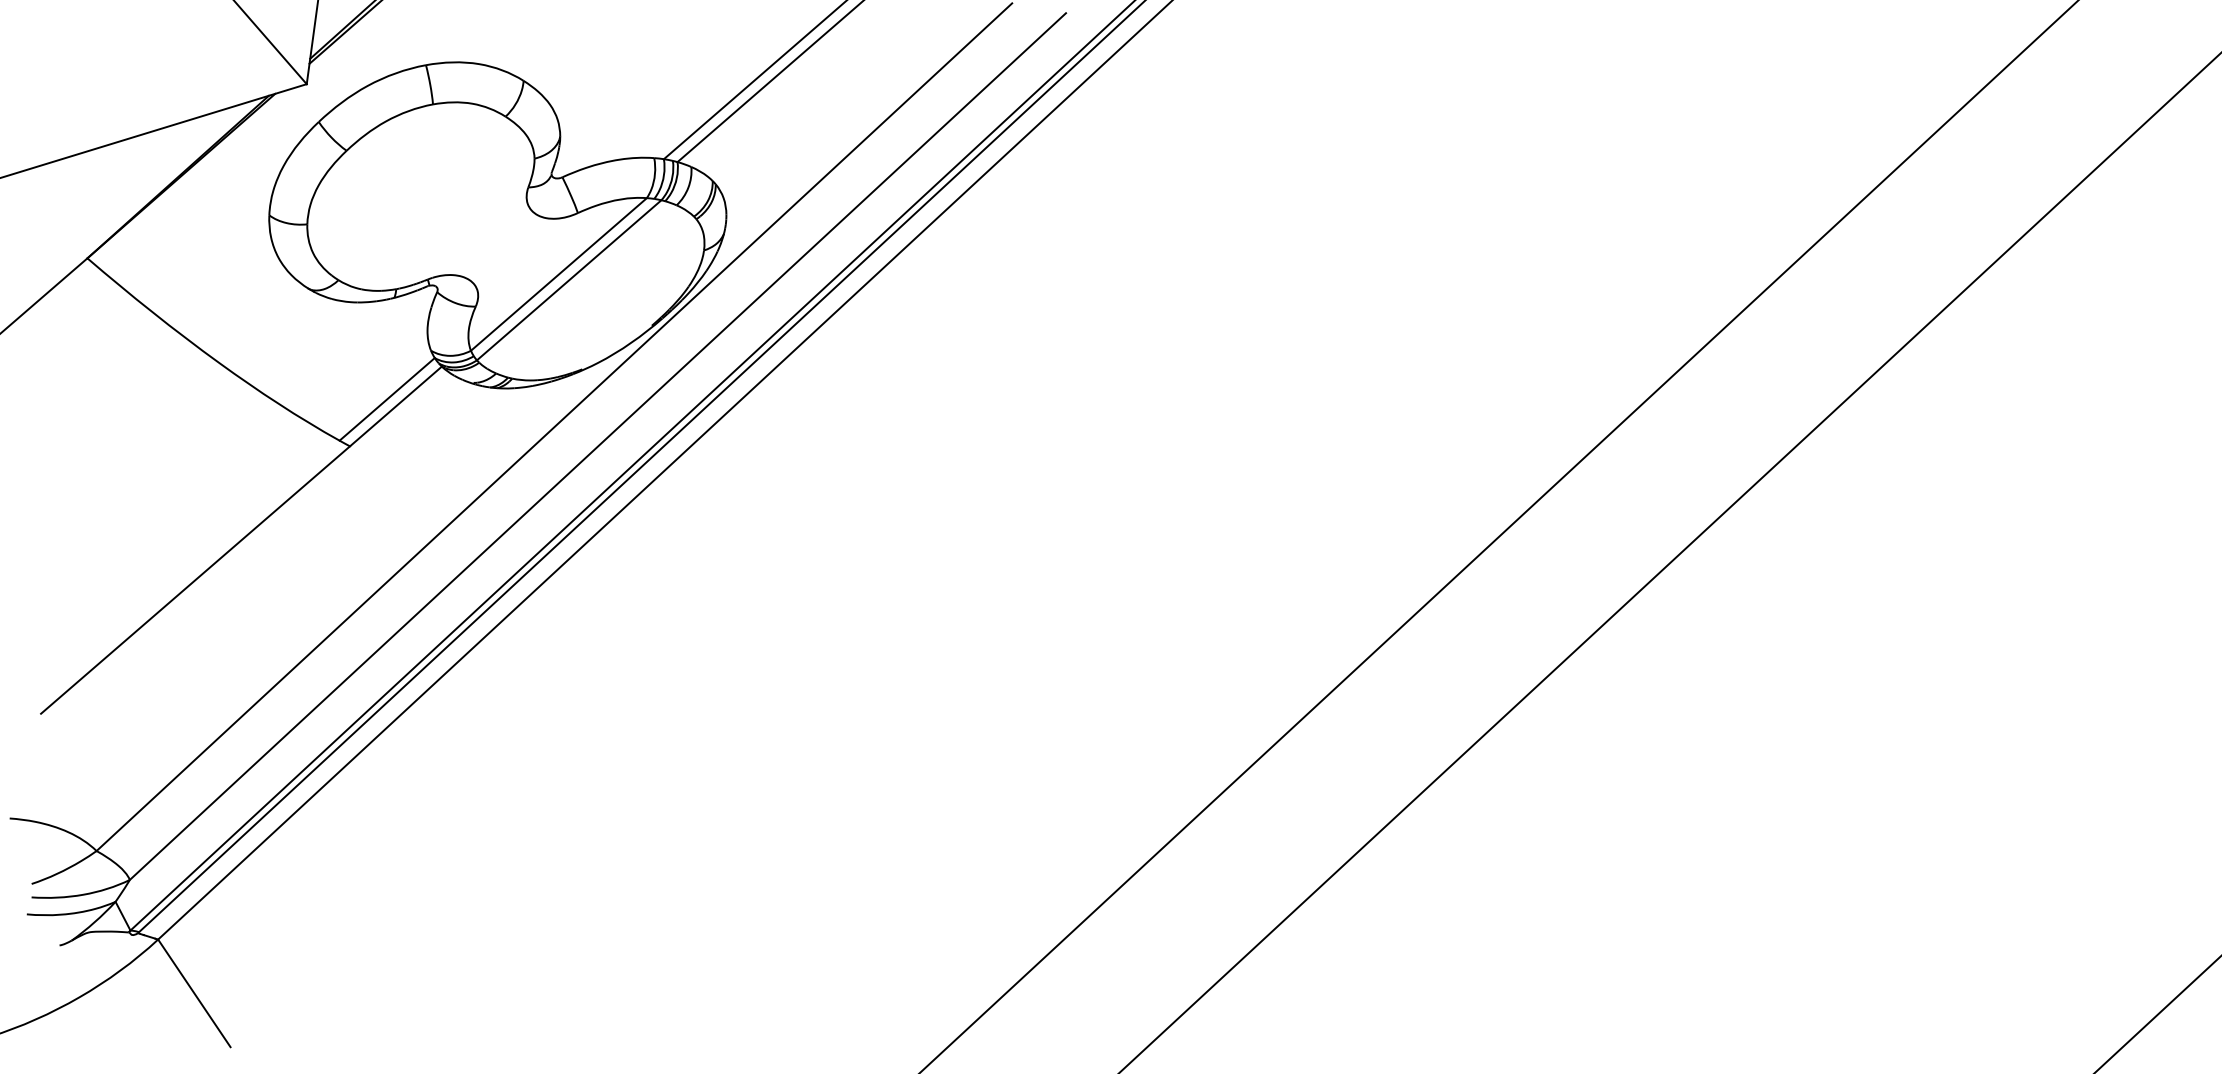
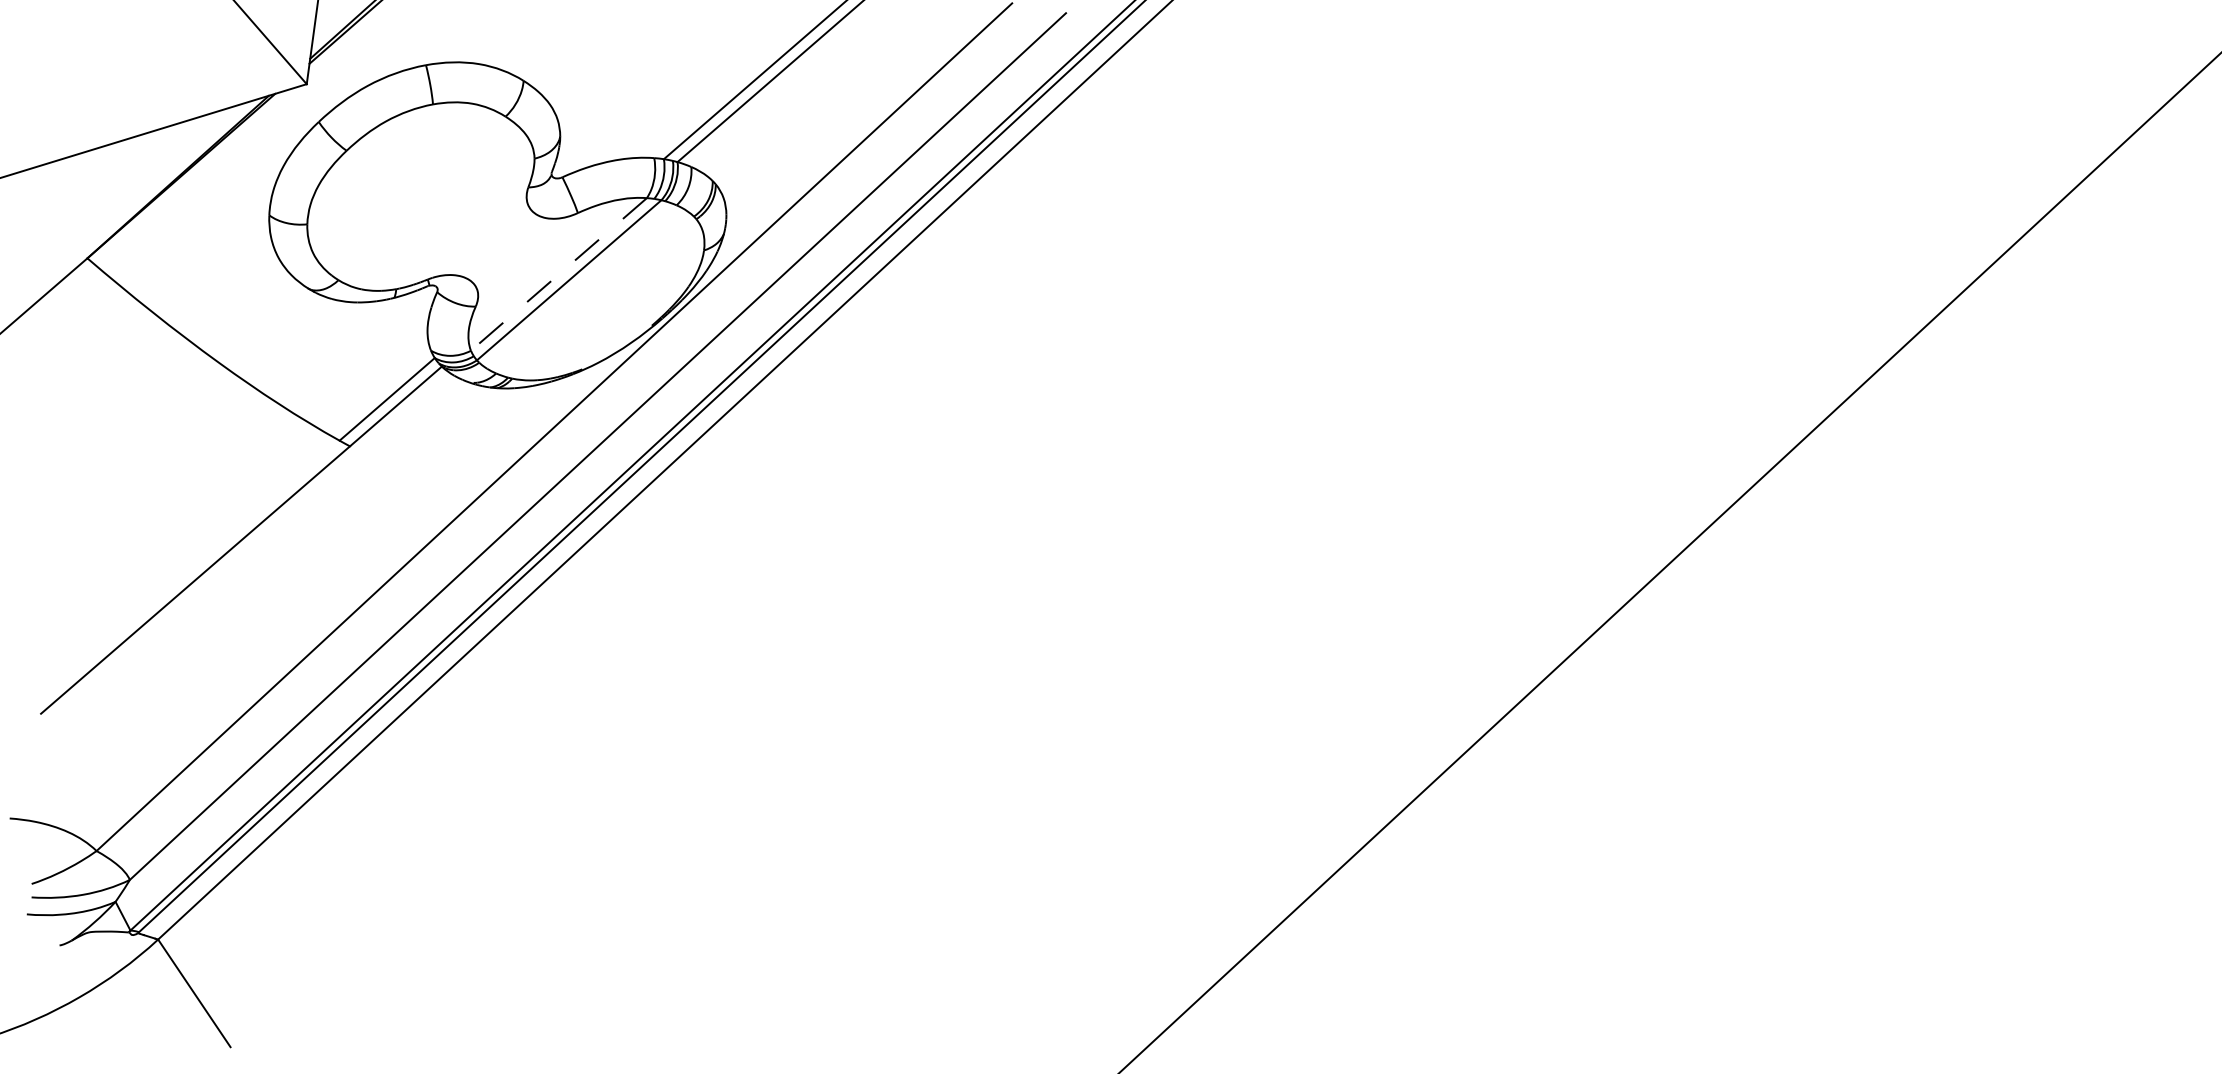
line: solid -> dashed (558, 274)
line: present -> none (1499, 536)
line: present -> none (2157, 1014)
